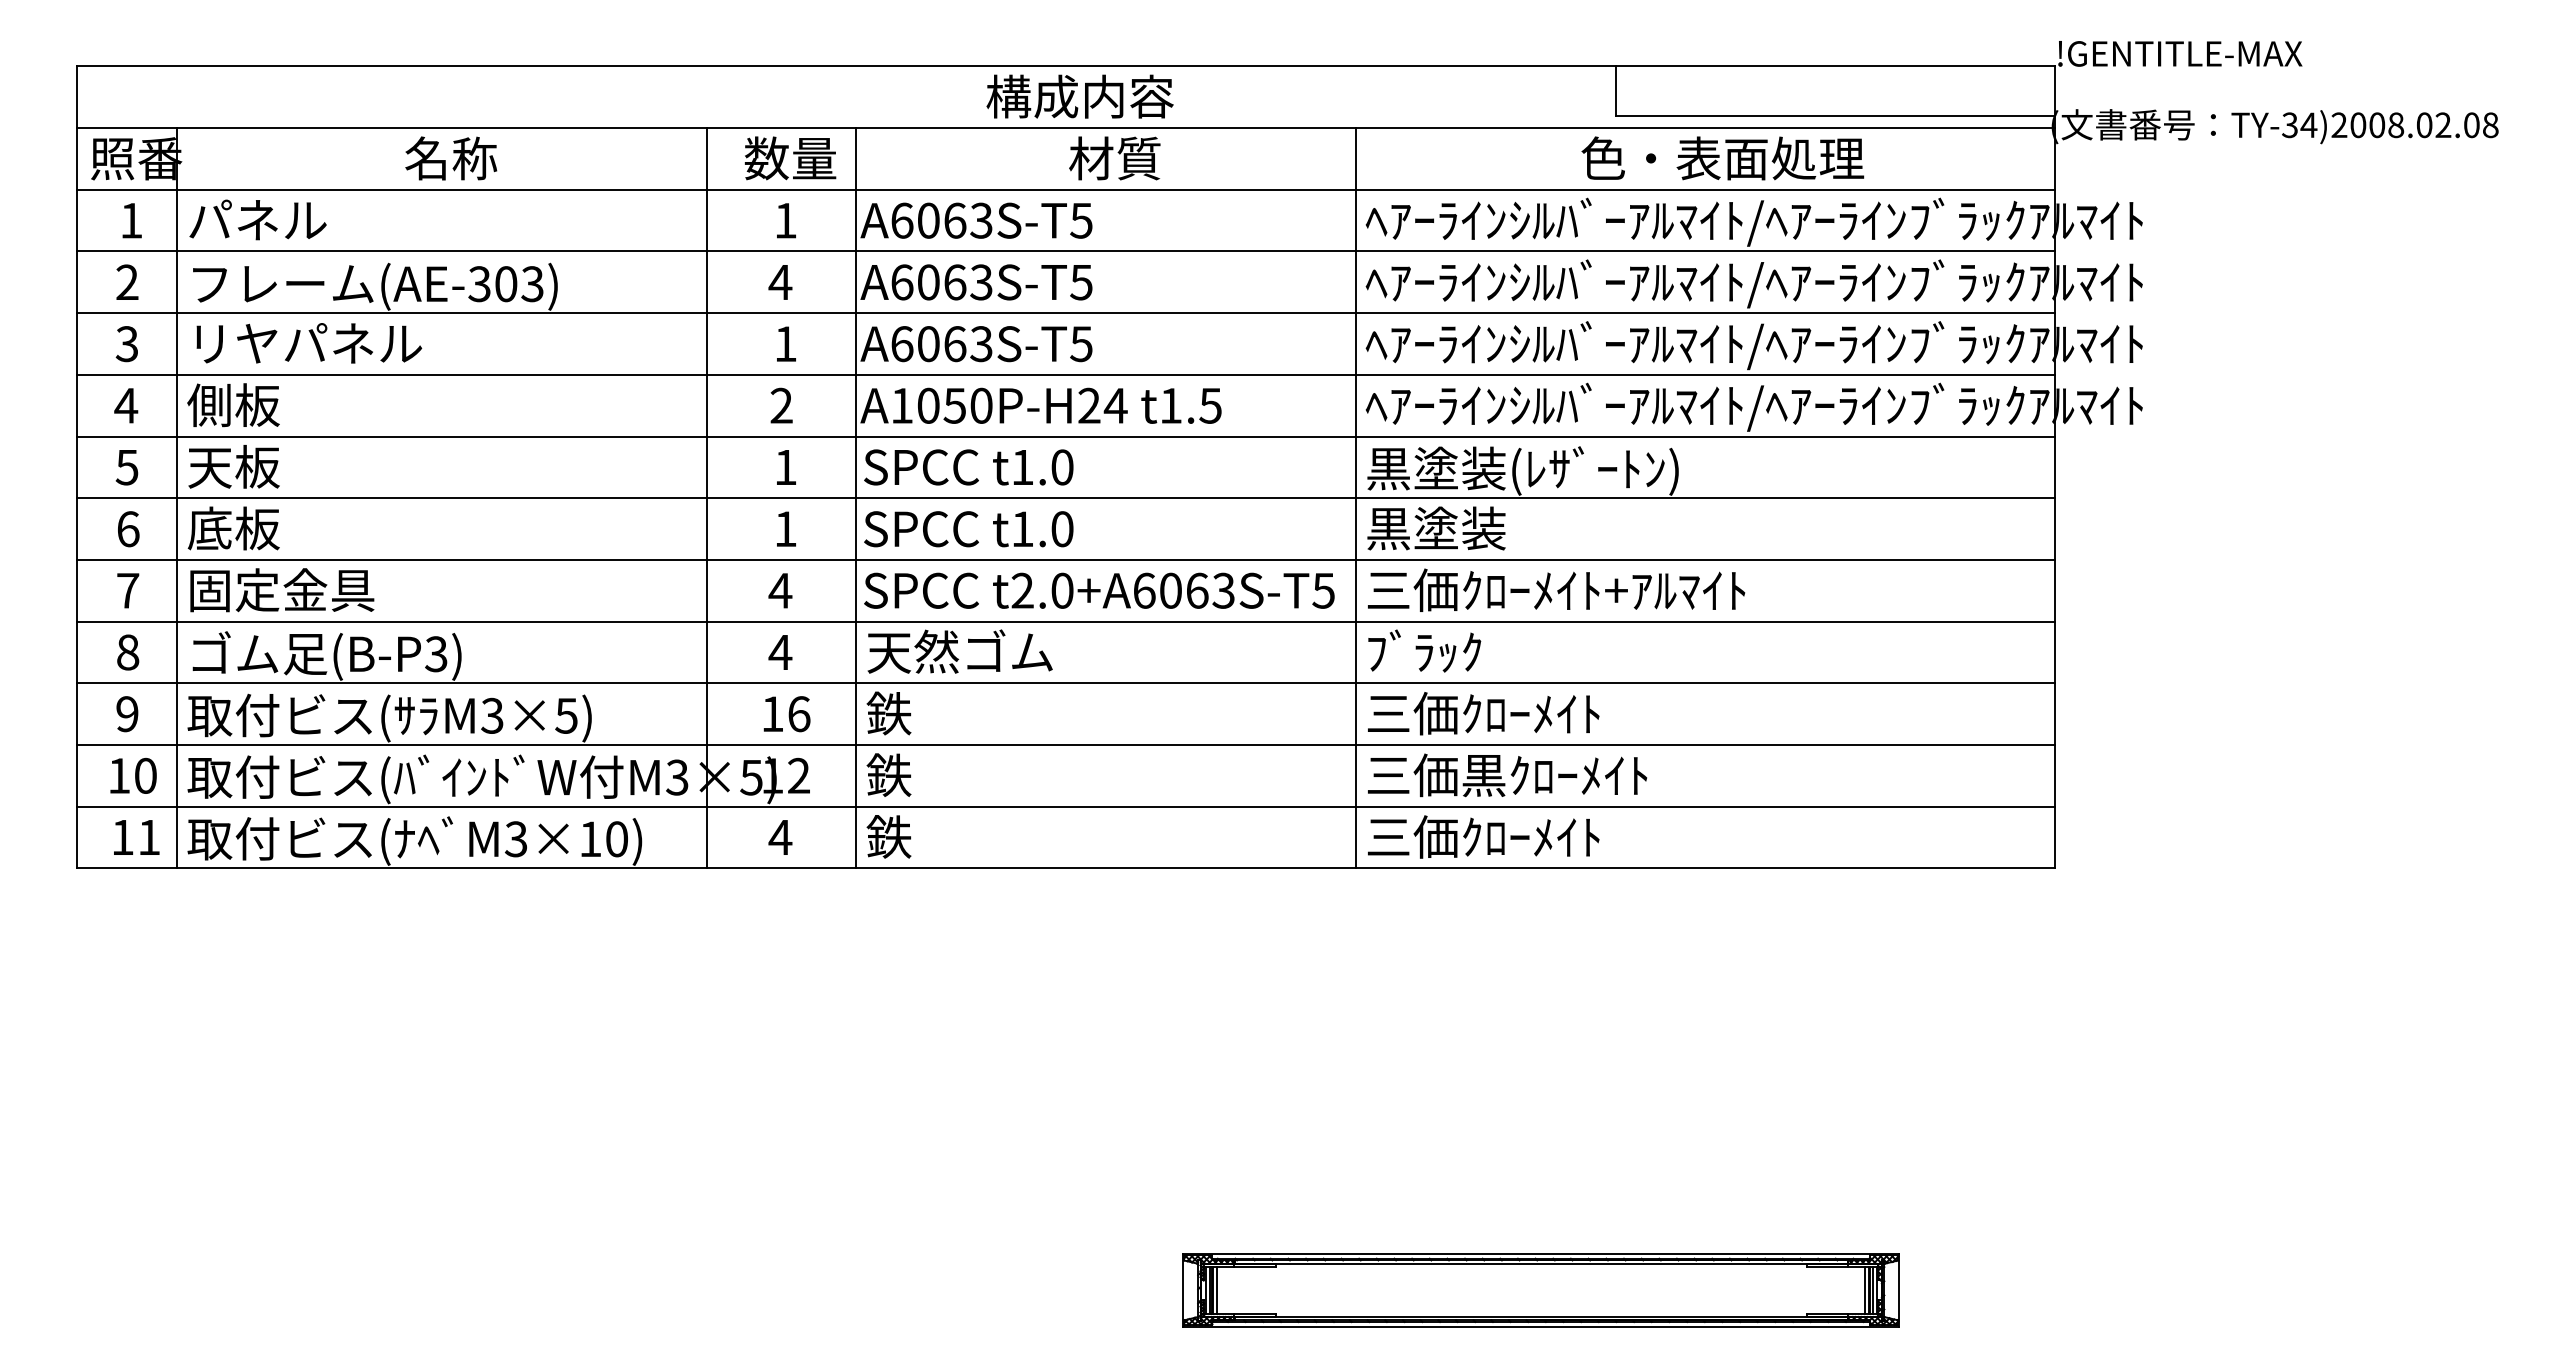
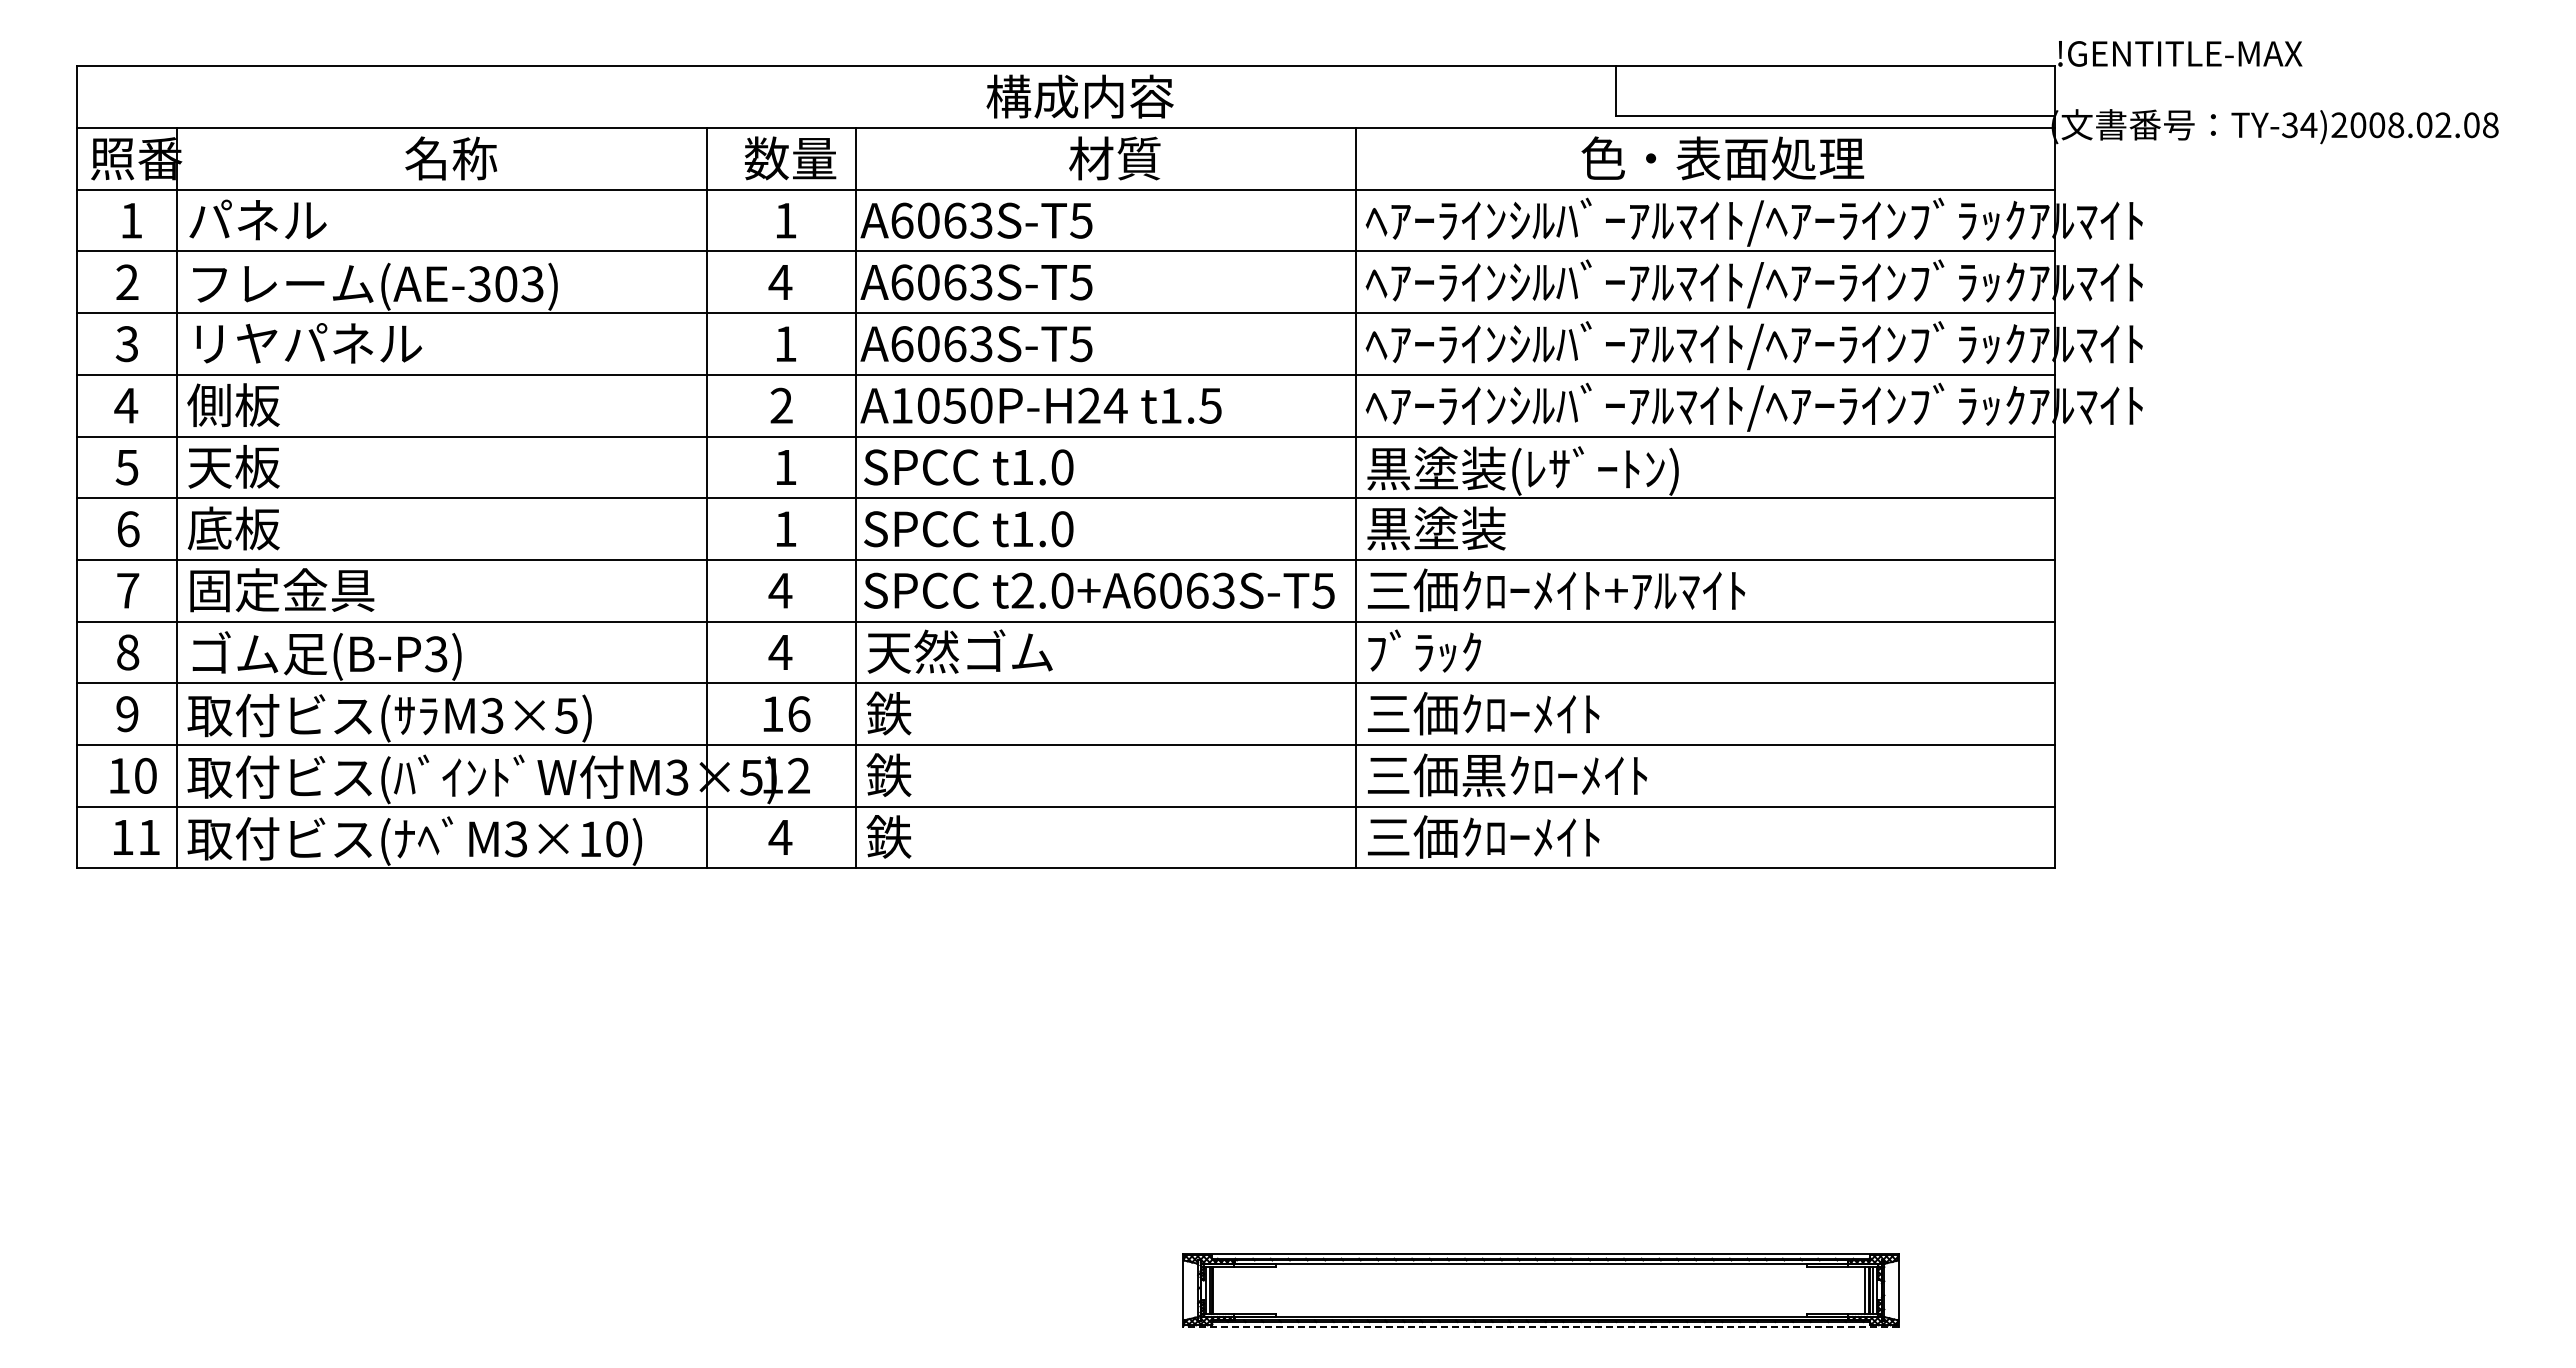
line: present -> none (1217, 1290)
line: solid -> dashed (1541, 1327)
